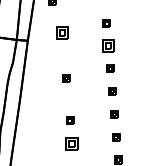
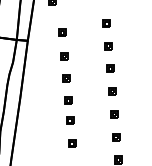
part size: 13x14 px -> 9x9 px (62, 32)
part size: 13x14 px -> 9x9 px (108, 46)
part: none -> present (64, 56)
part: none -> present (68, 100)
part size: 14x14 px -> 9x9 px (72, 143)
